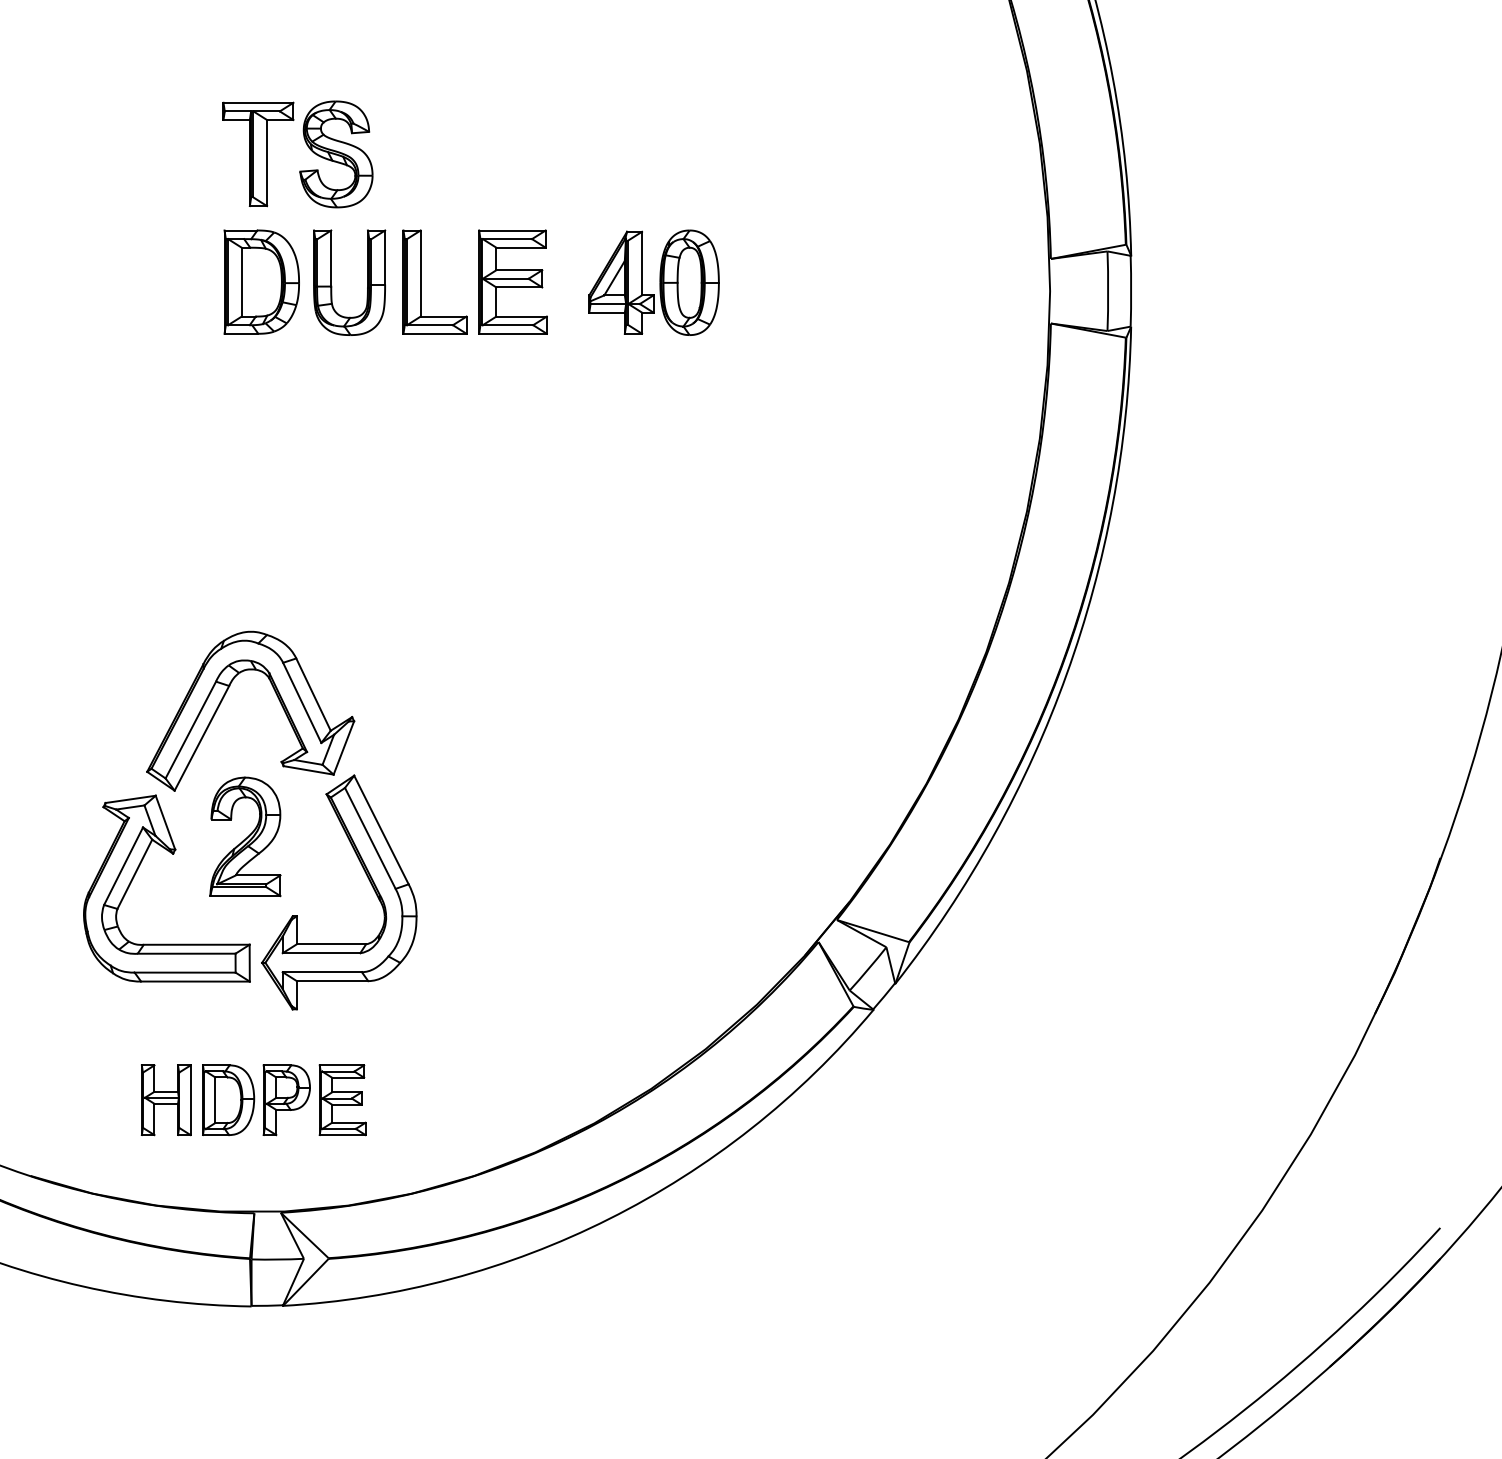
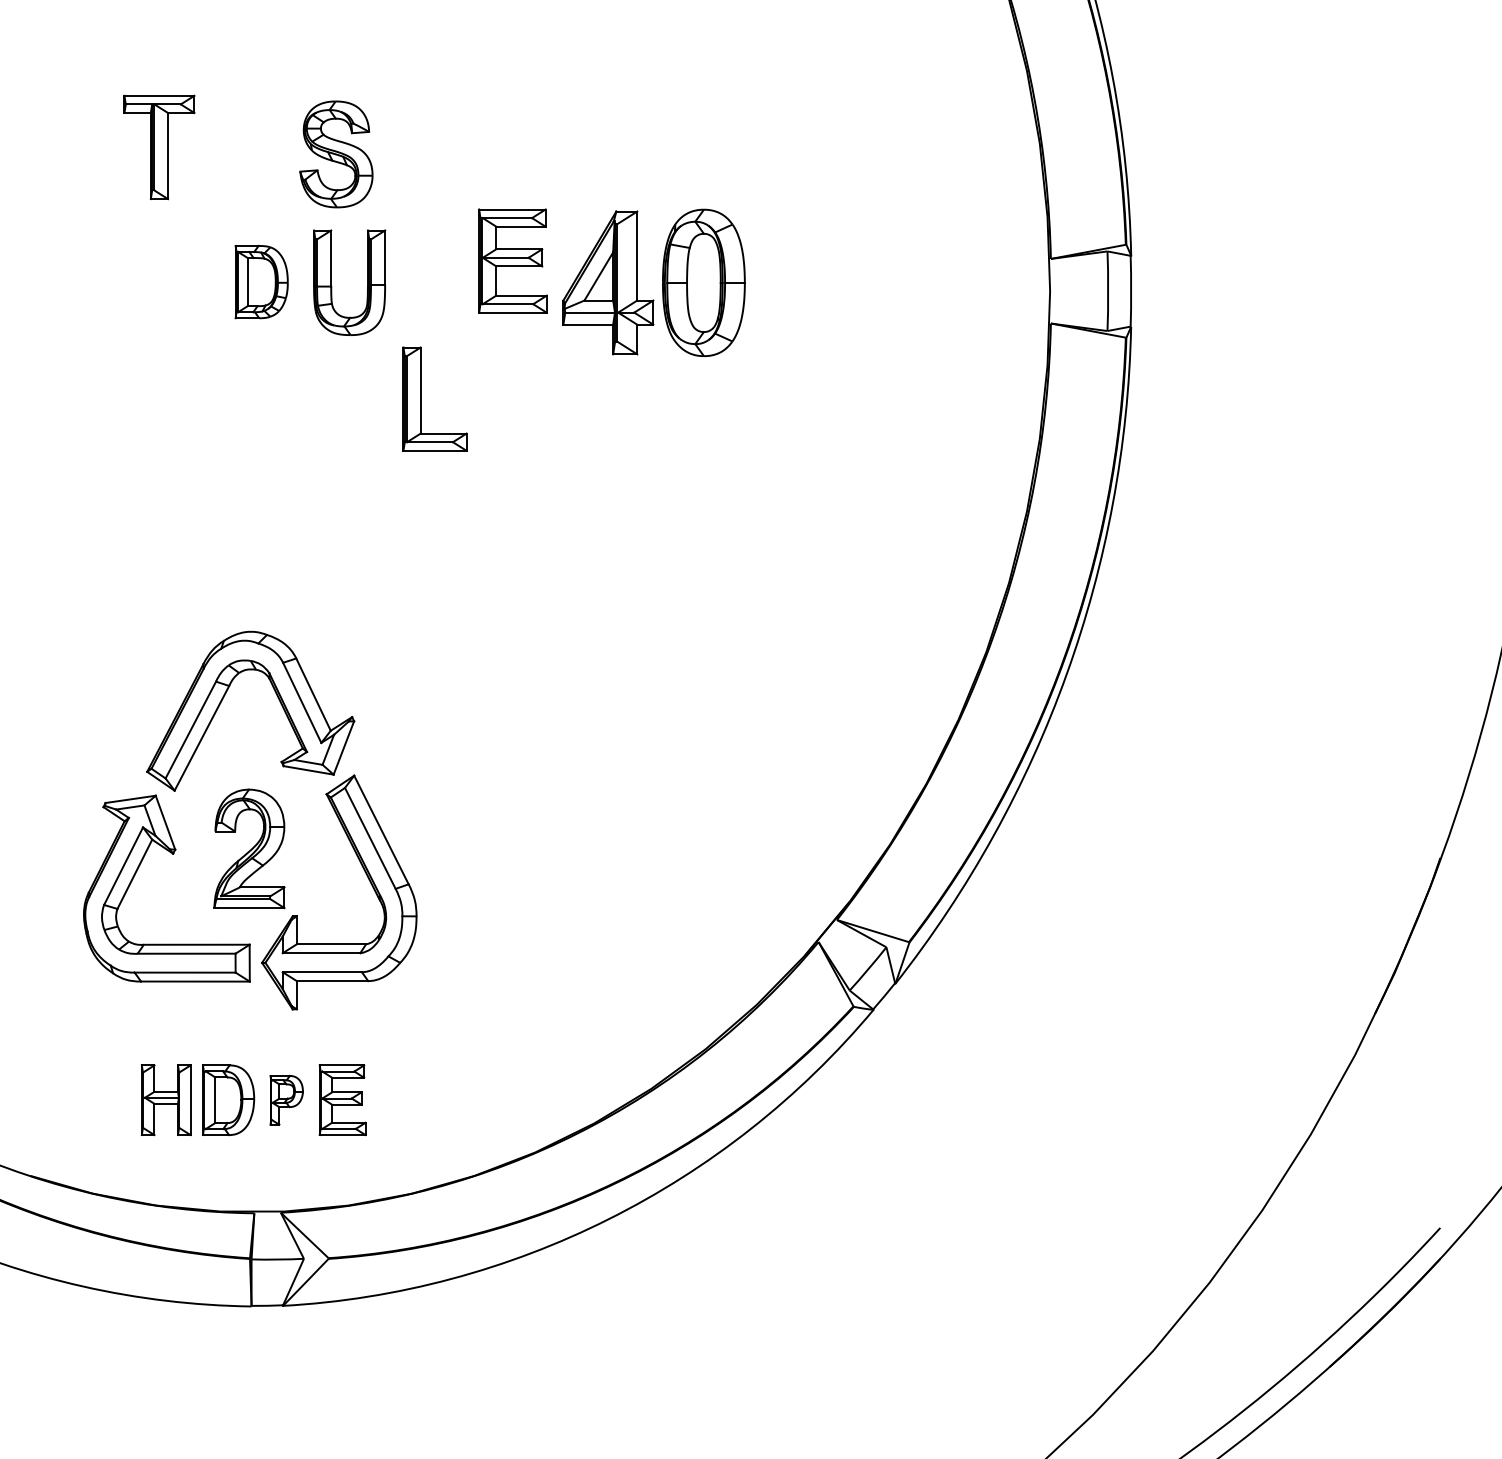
part position: (258, 154) -> (159, 147) (159, 147)
part size: 77x106 px -> 55x76 px (261, 281)
part position: (421, 281) -> (421, 398) (421, 398)
part position: (512, 281) -> (512, 260) (512, 260)
part size: 132x107 px -> 184x149 px (653, 282)
part position: (245, 836) -> (249, 848) (249, 848)
part size: 49x73 px -> 35x52 px (286, 1099)
